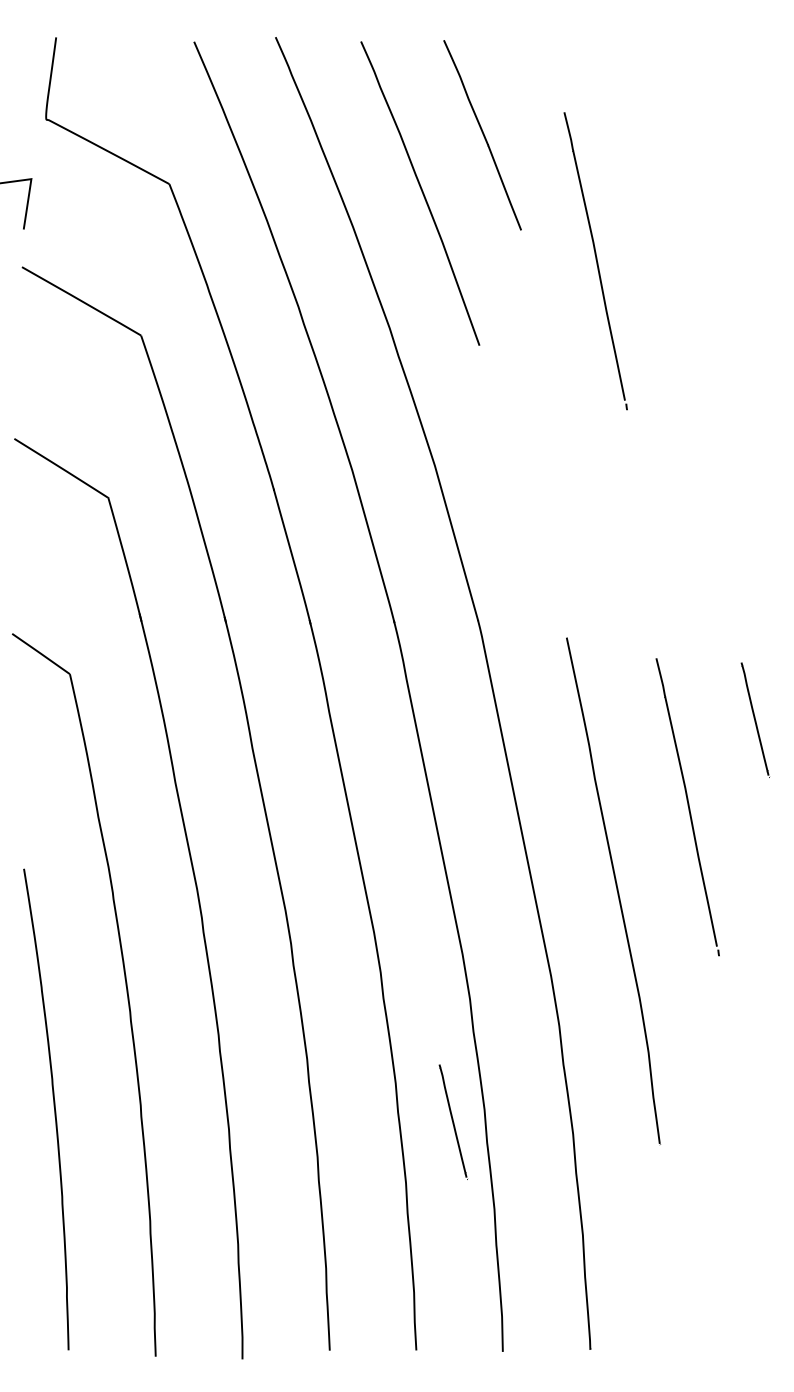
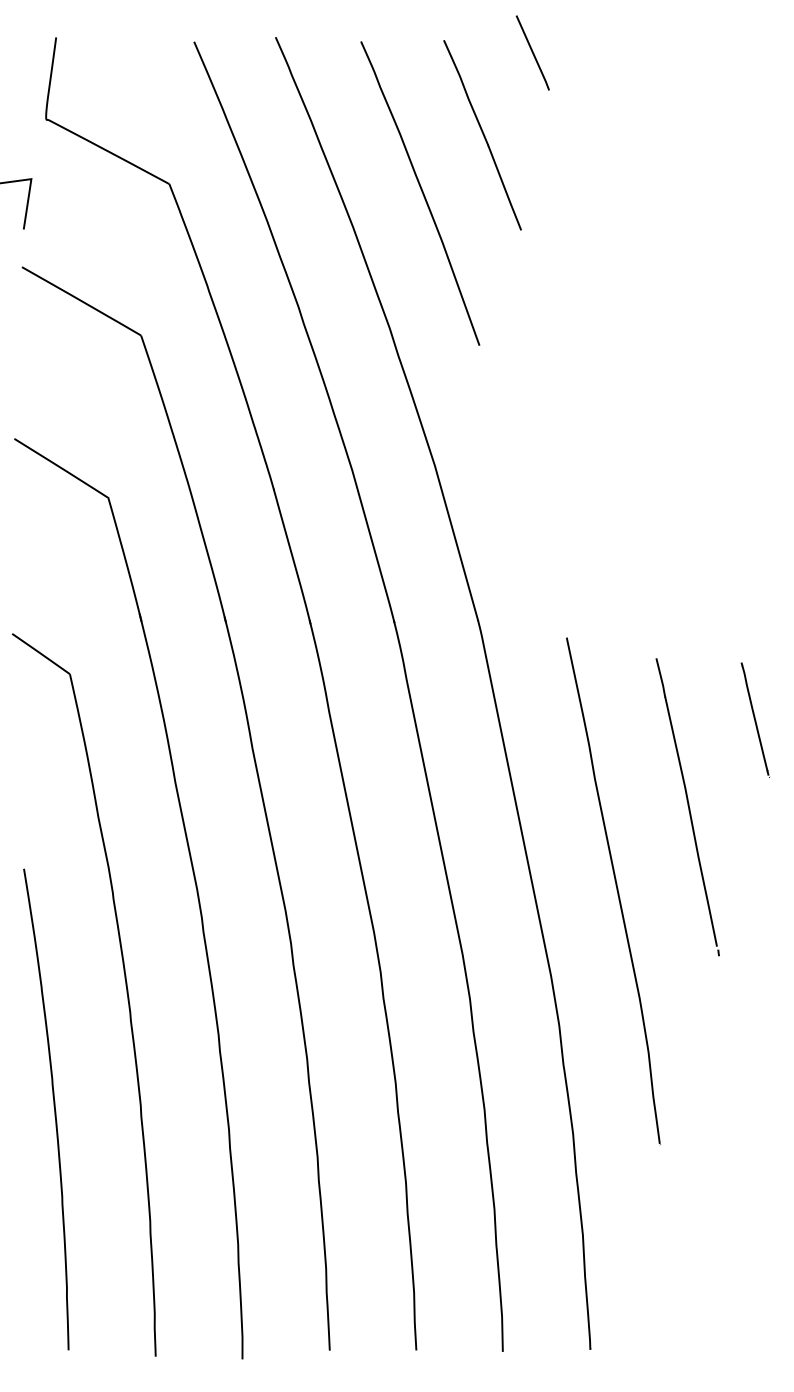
line: none -> present (532, 52)
part: present -> none (595, 261)
line: present -> none (453, 1121)
